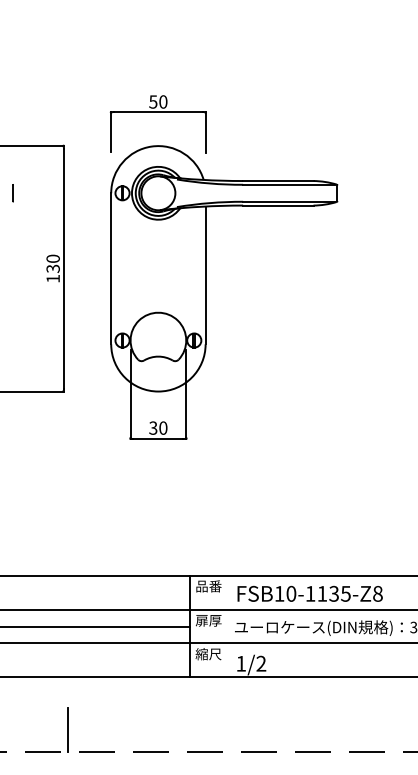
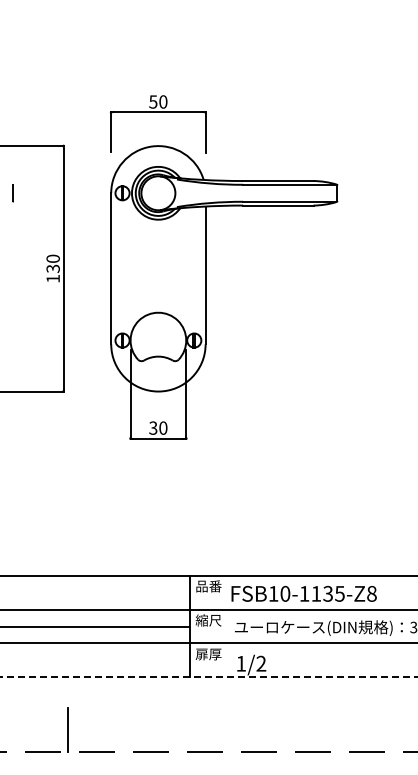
text position: (309, 593) -> (303, 593) (303, 593)
text: 扉厚 -> 縮尺 (208, 620)
text: 縮尺 -> 扉厚 (208, 654)
line: solid -> dashed (209, 677)
